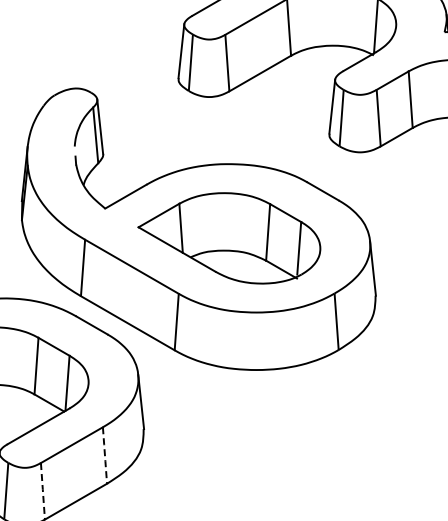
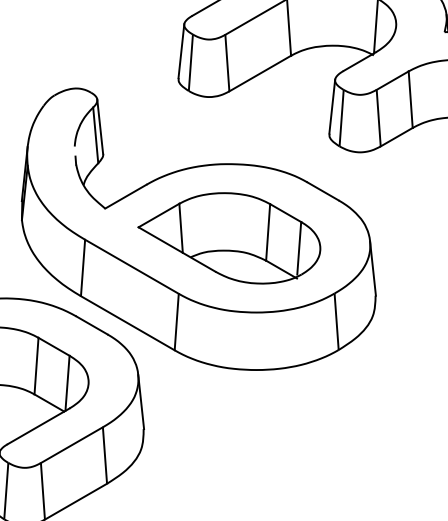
line: dashed -> solid (105, 456)
line: dashed -> solid (42, 491)
